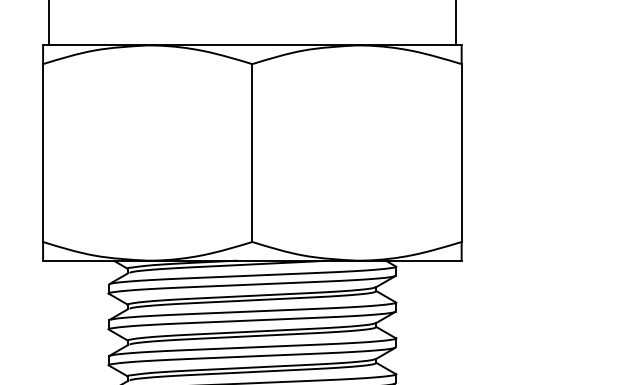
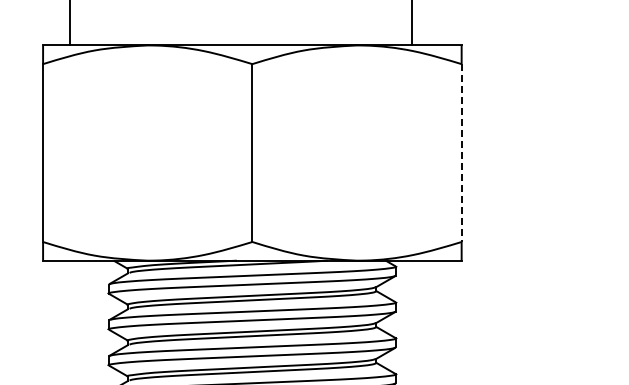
line position: (49, 23) -> (70, 23) (70, 23)
line position: (455, 23) -> (411, 23) (411, 23)
line: solid -> dashed (461, 153)
